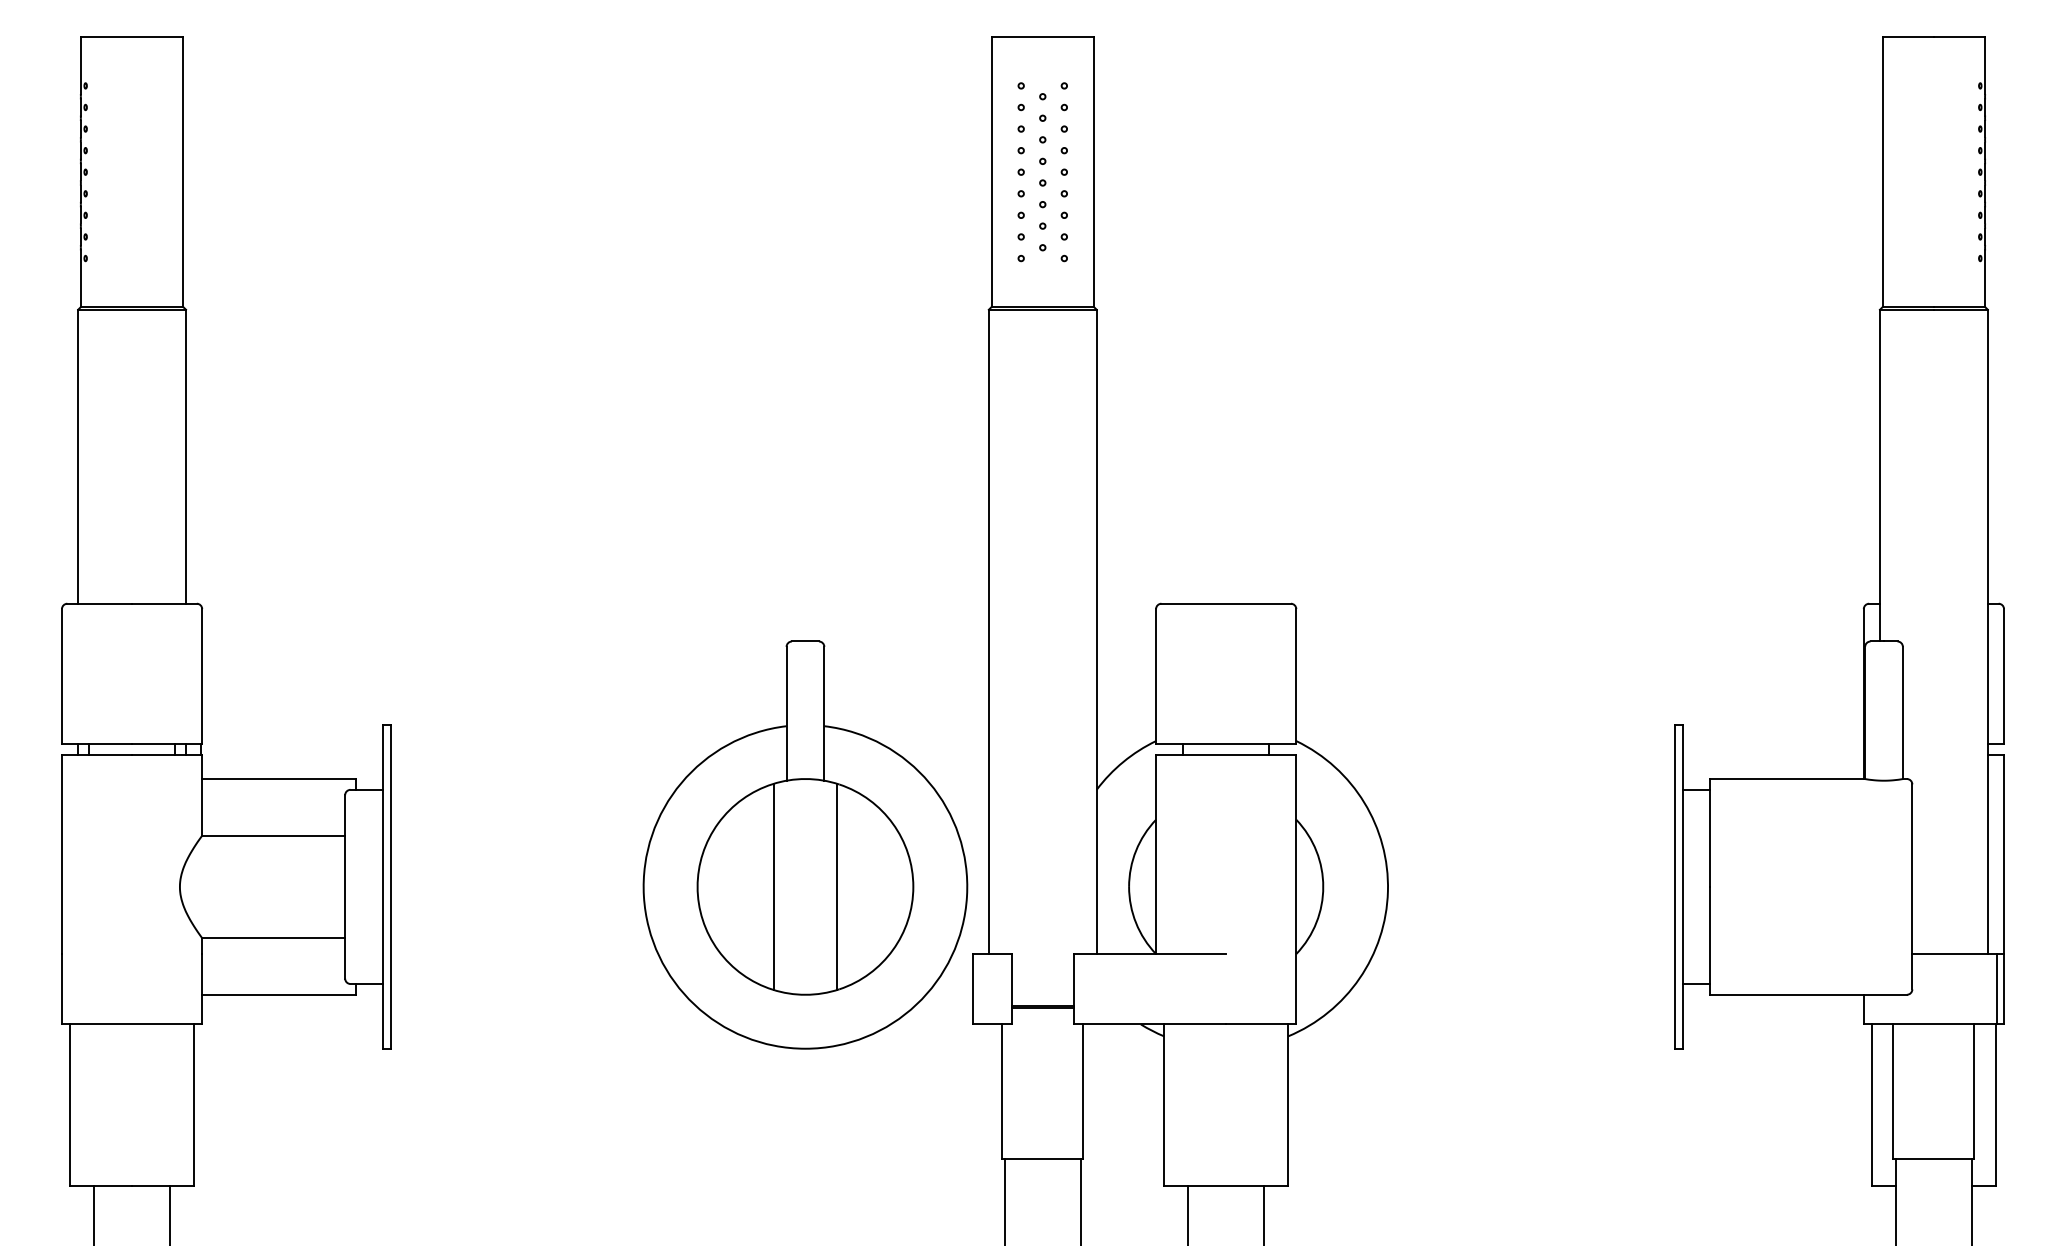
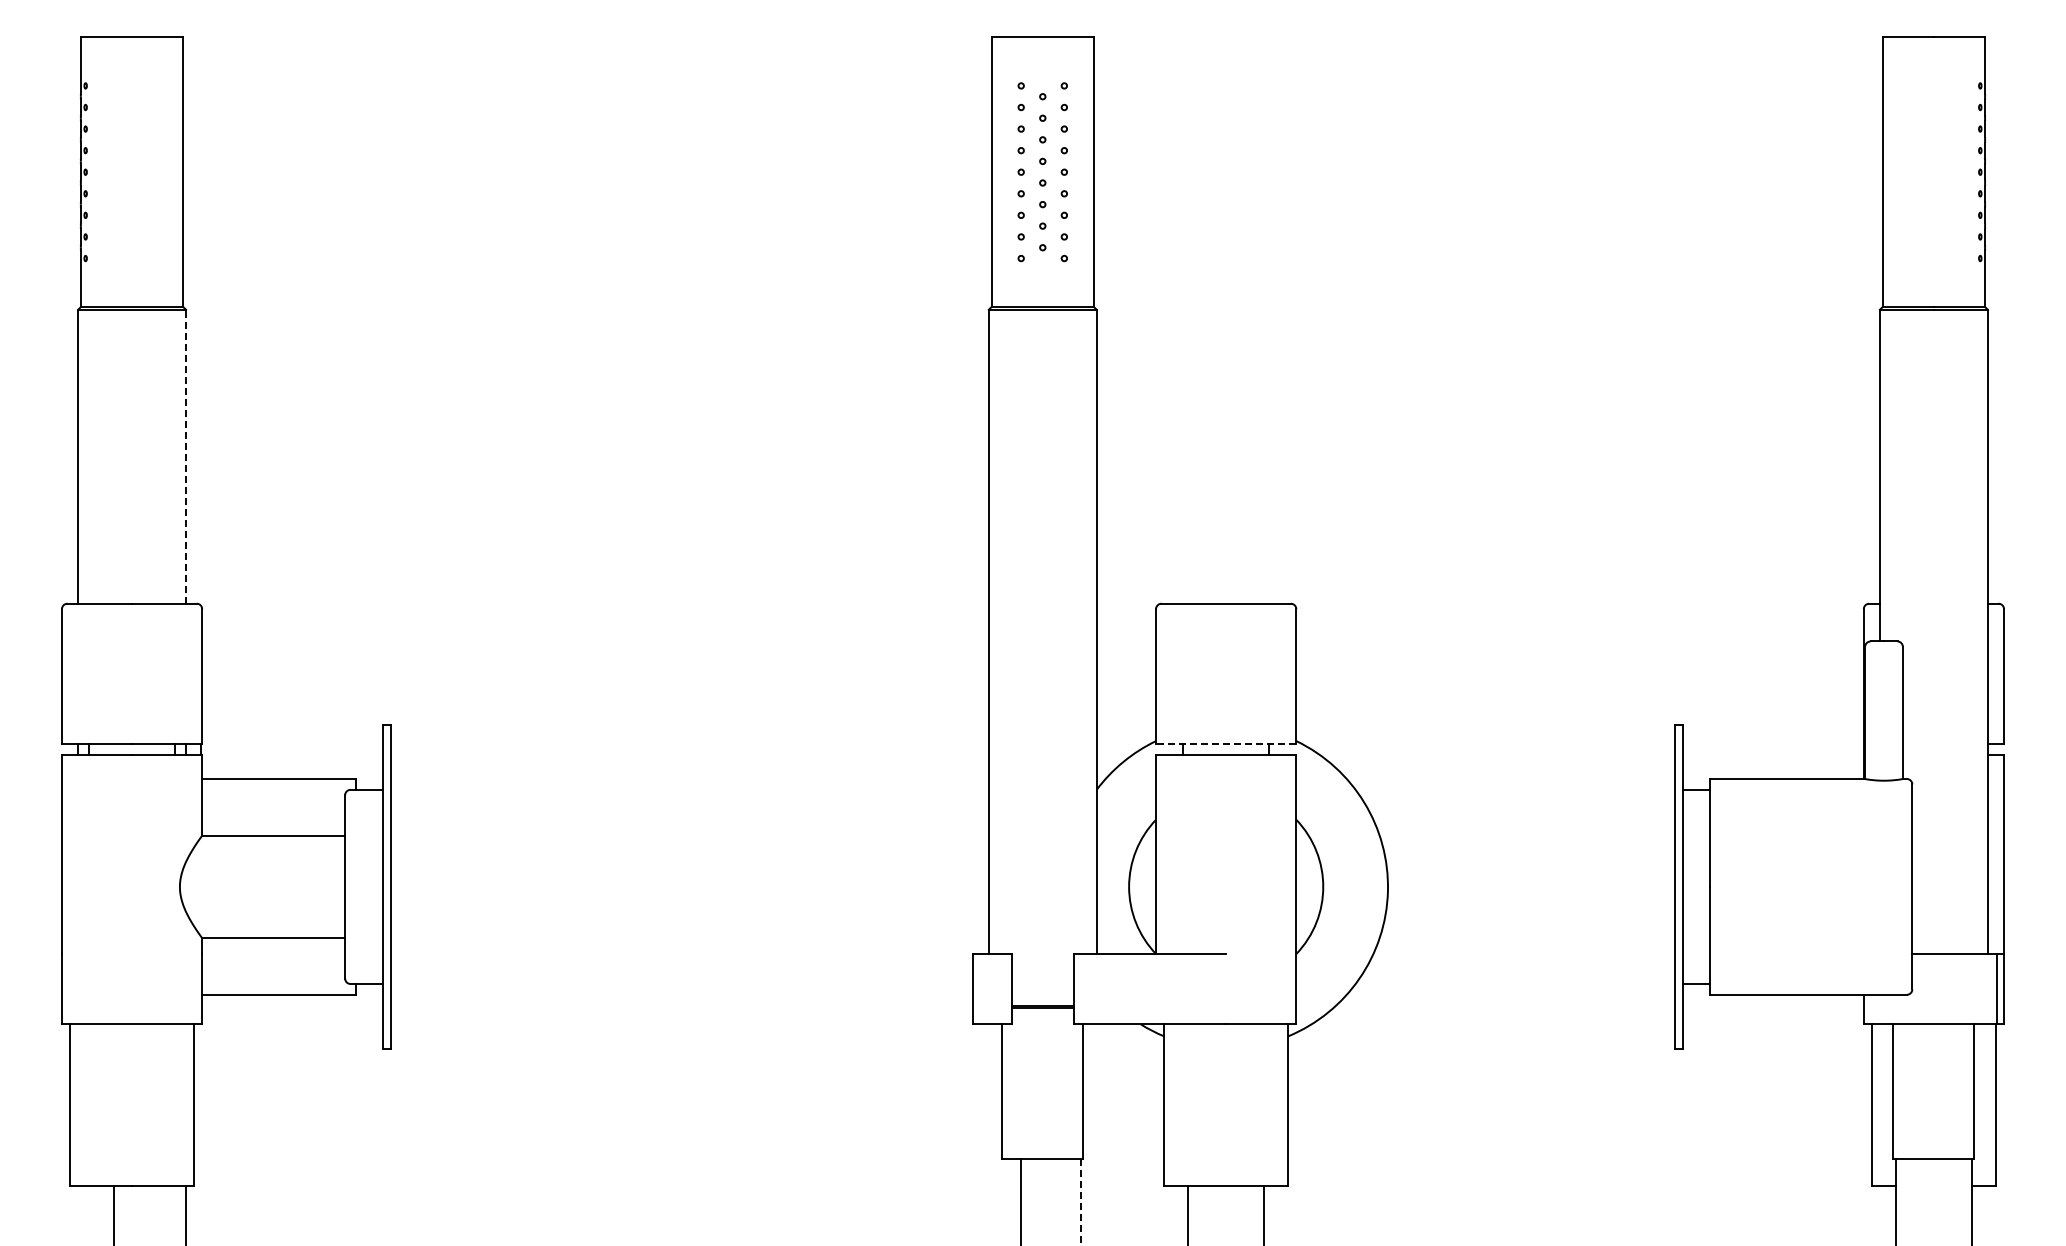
line: solid -> dashed (186, 456)
line: solid -> dashed (1225, 743)
part: present -> none (805, 844)
line position: (1005, 1200) -> (1021, 1200) (1021, 1200)
line: solid -> dashed (1080, 1202)
line position: (94, 1214) -> (114, 1214) (114, 1214)
line position: (169, 1214) -> (185, 1214) (185, 1214)
